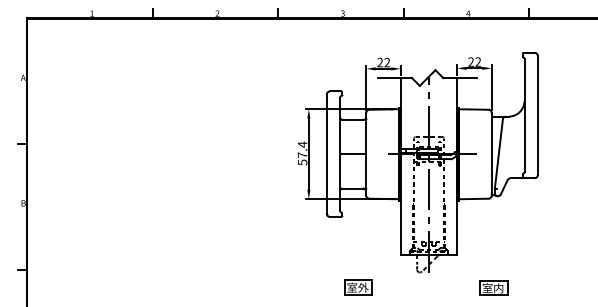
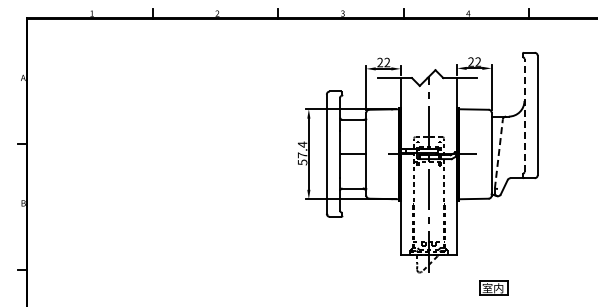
line: solid -> dashed (524, 115)
line: solid -> dashed (498, 154)
part: present -> none (358, 287)
